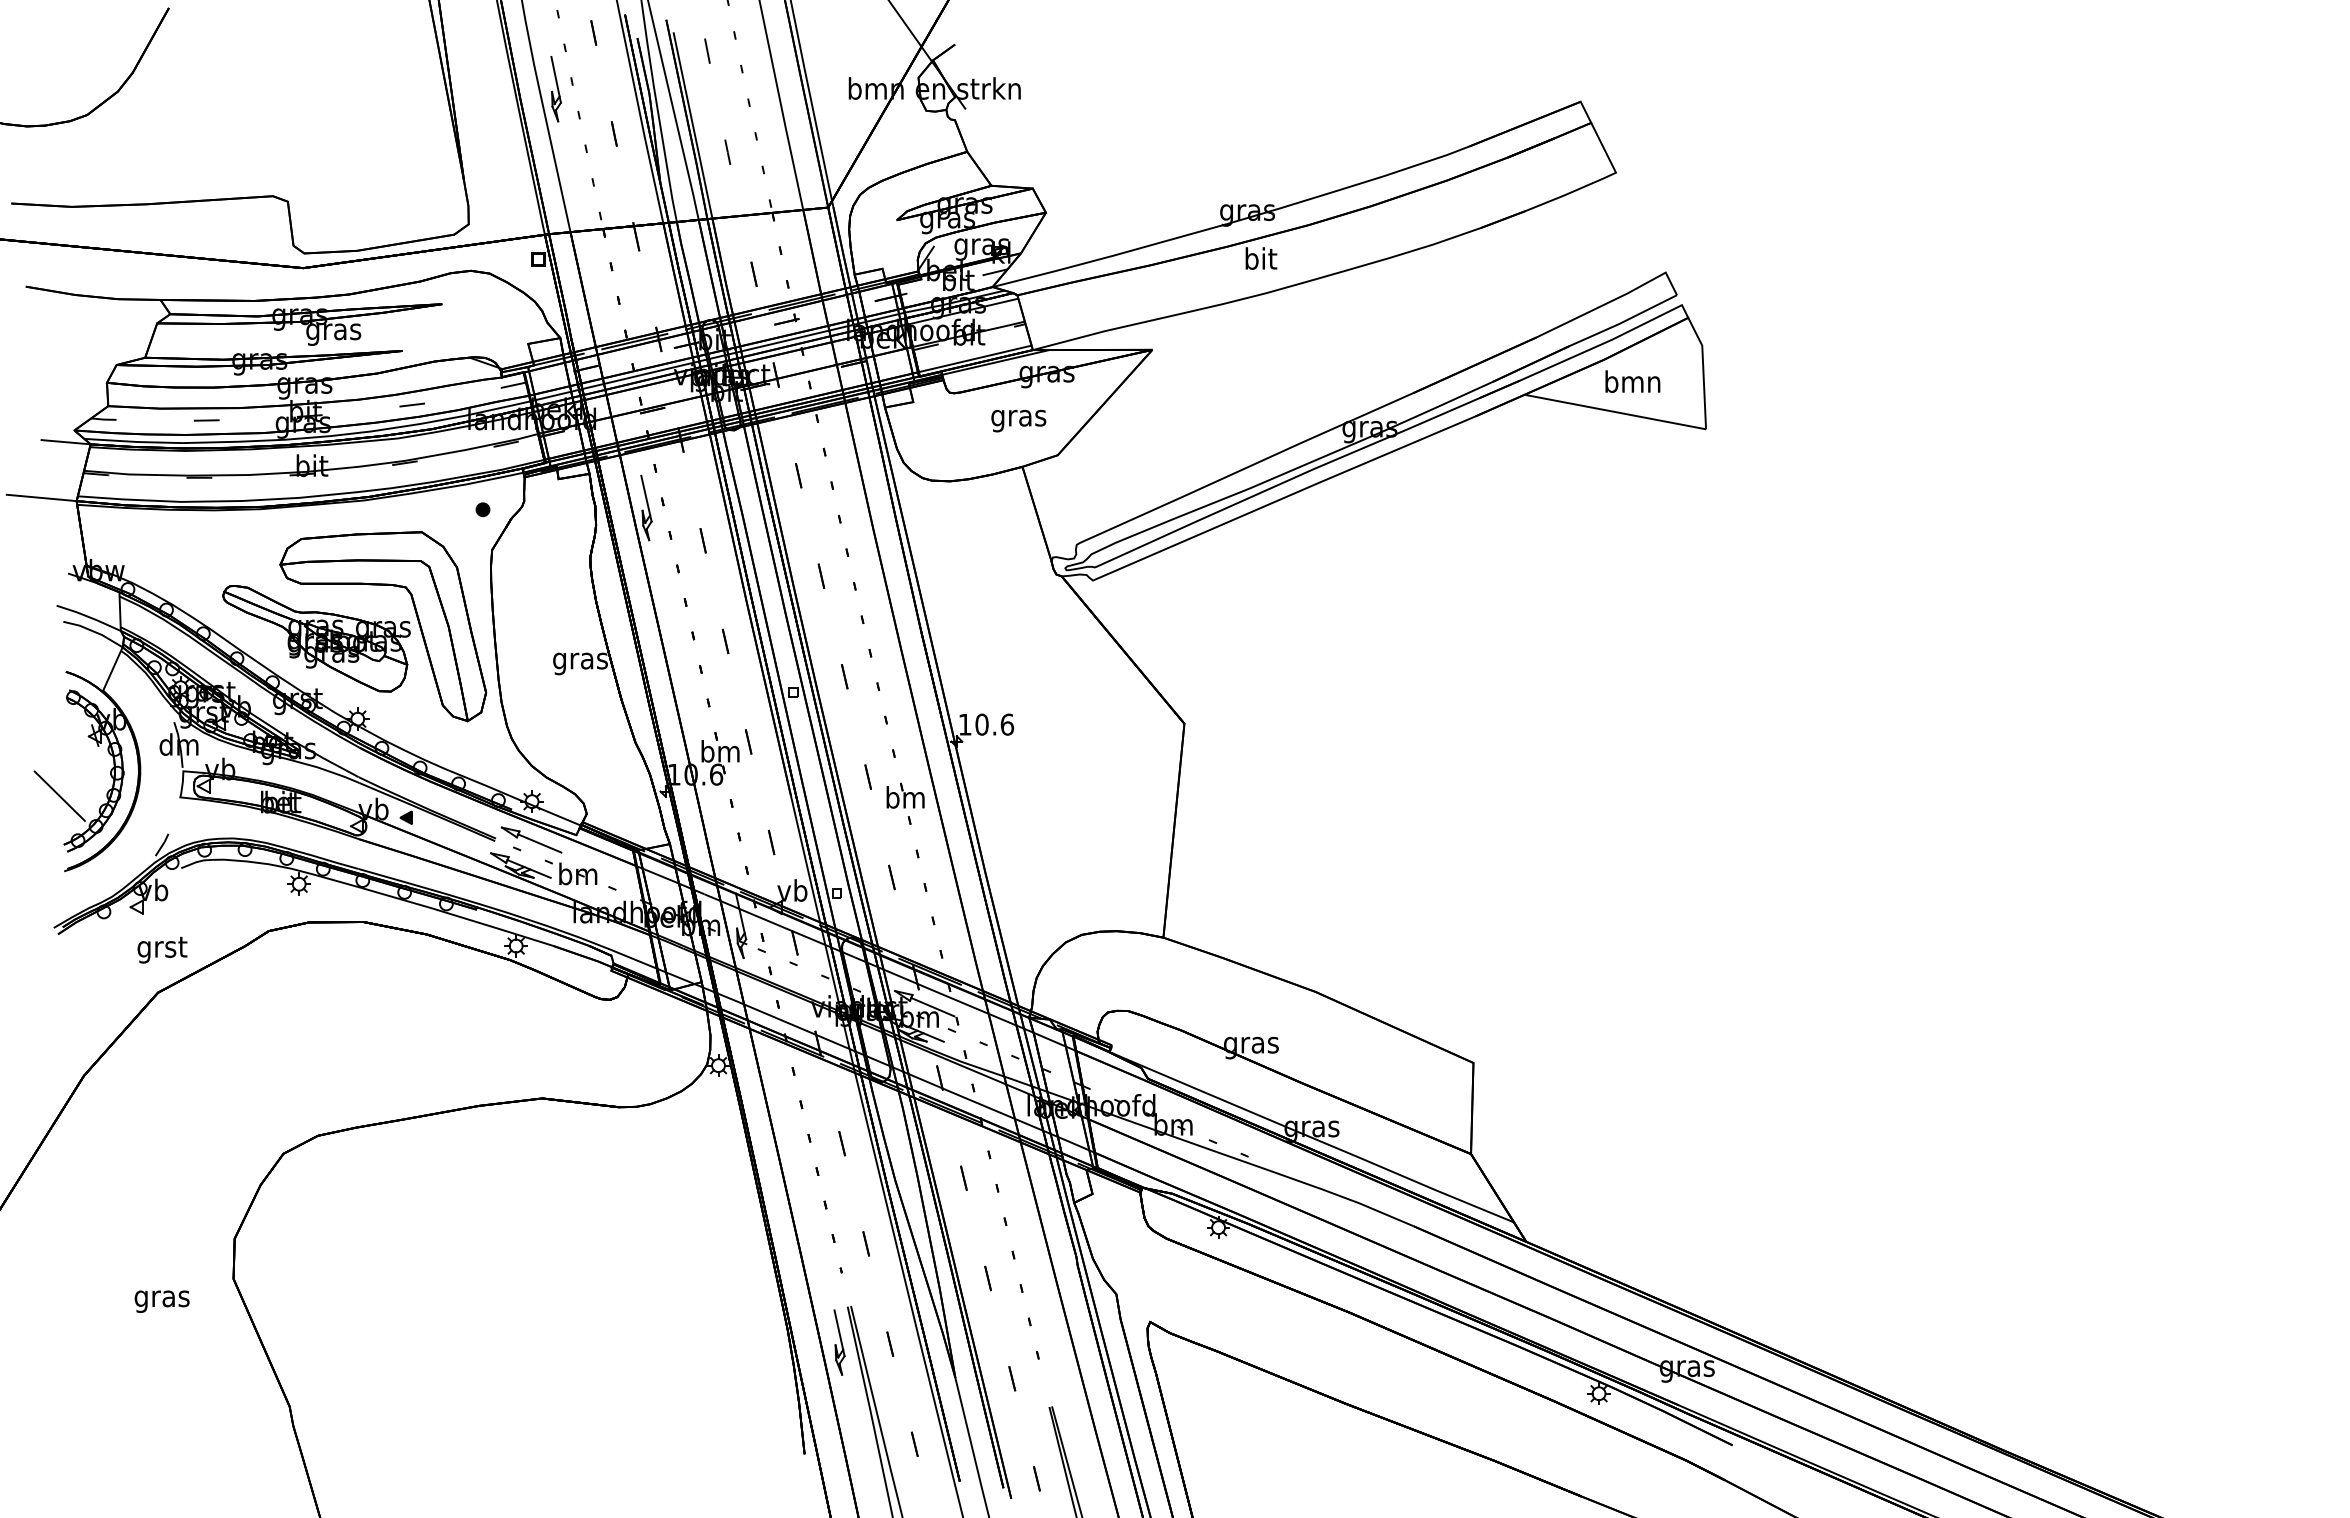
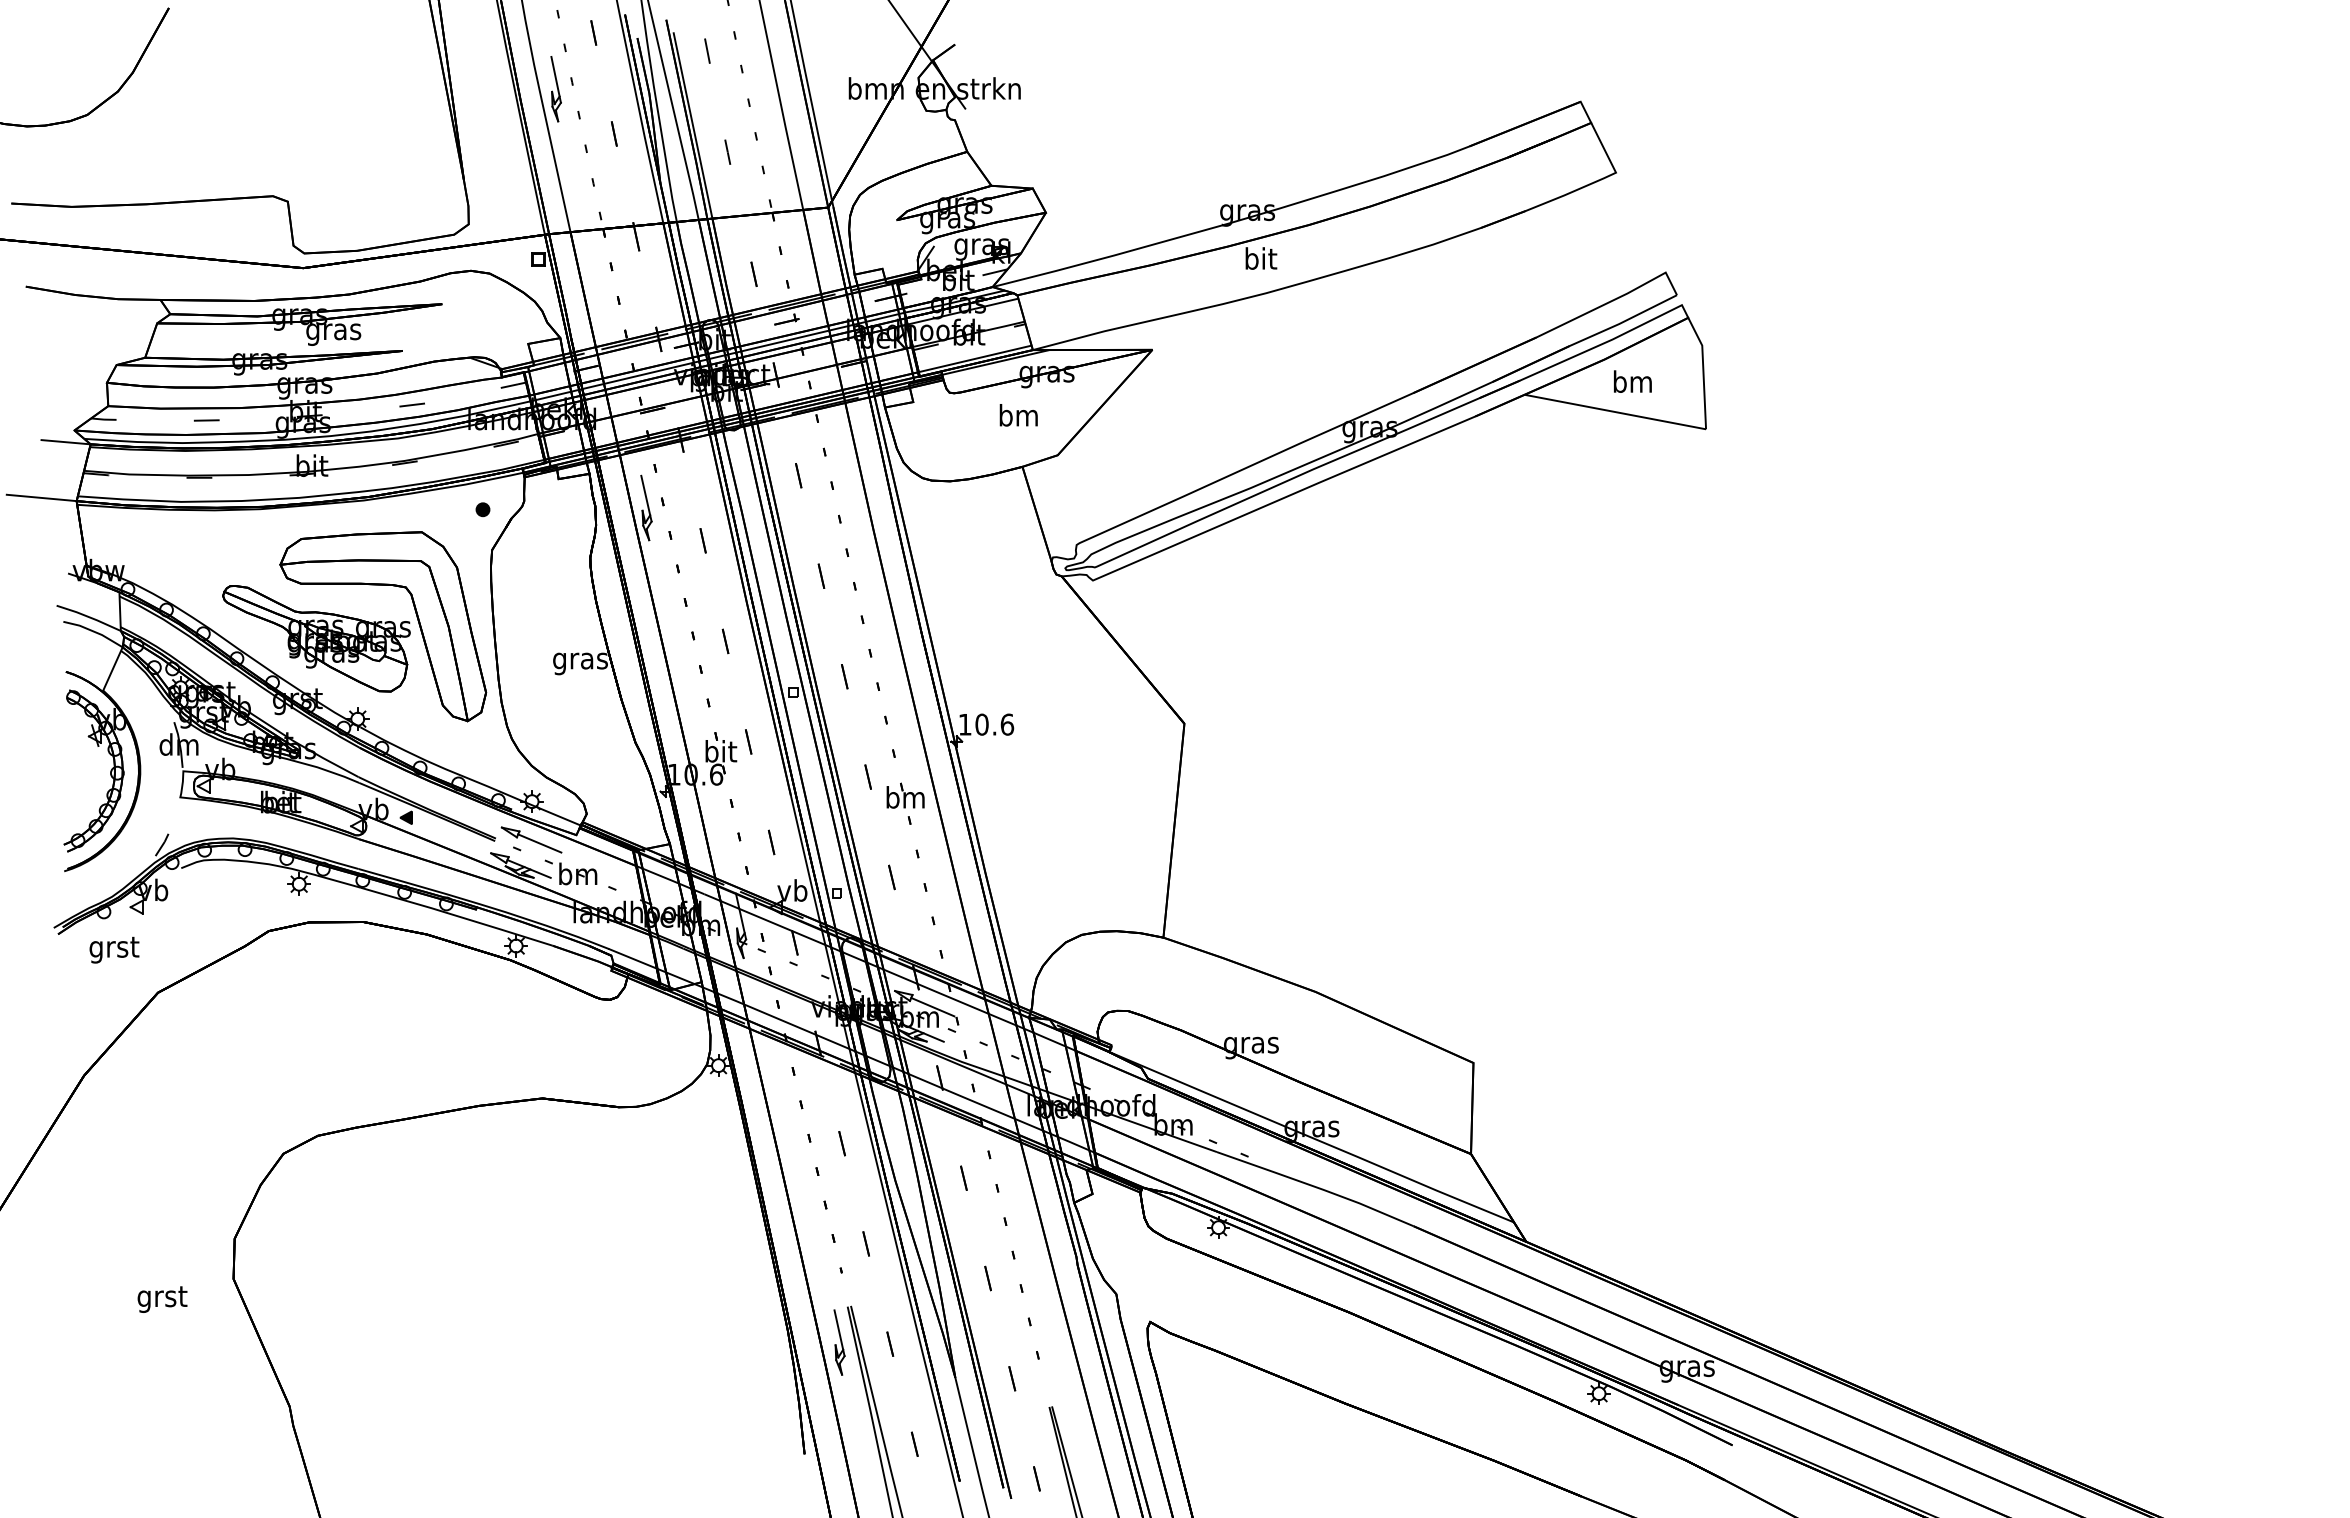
text: bmn -> bm (1632, 381)
text: gras -> bm (1018, 418)
text: bm -> bit (720, 751)
line: present -> none (59, 795)
text position: (162, 949) -> (114, 949) (114, 949)
text: gras -> grst (161, 1299)
